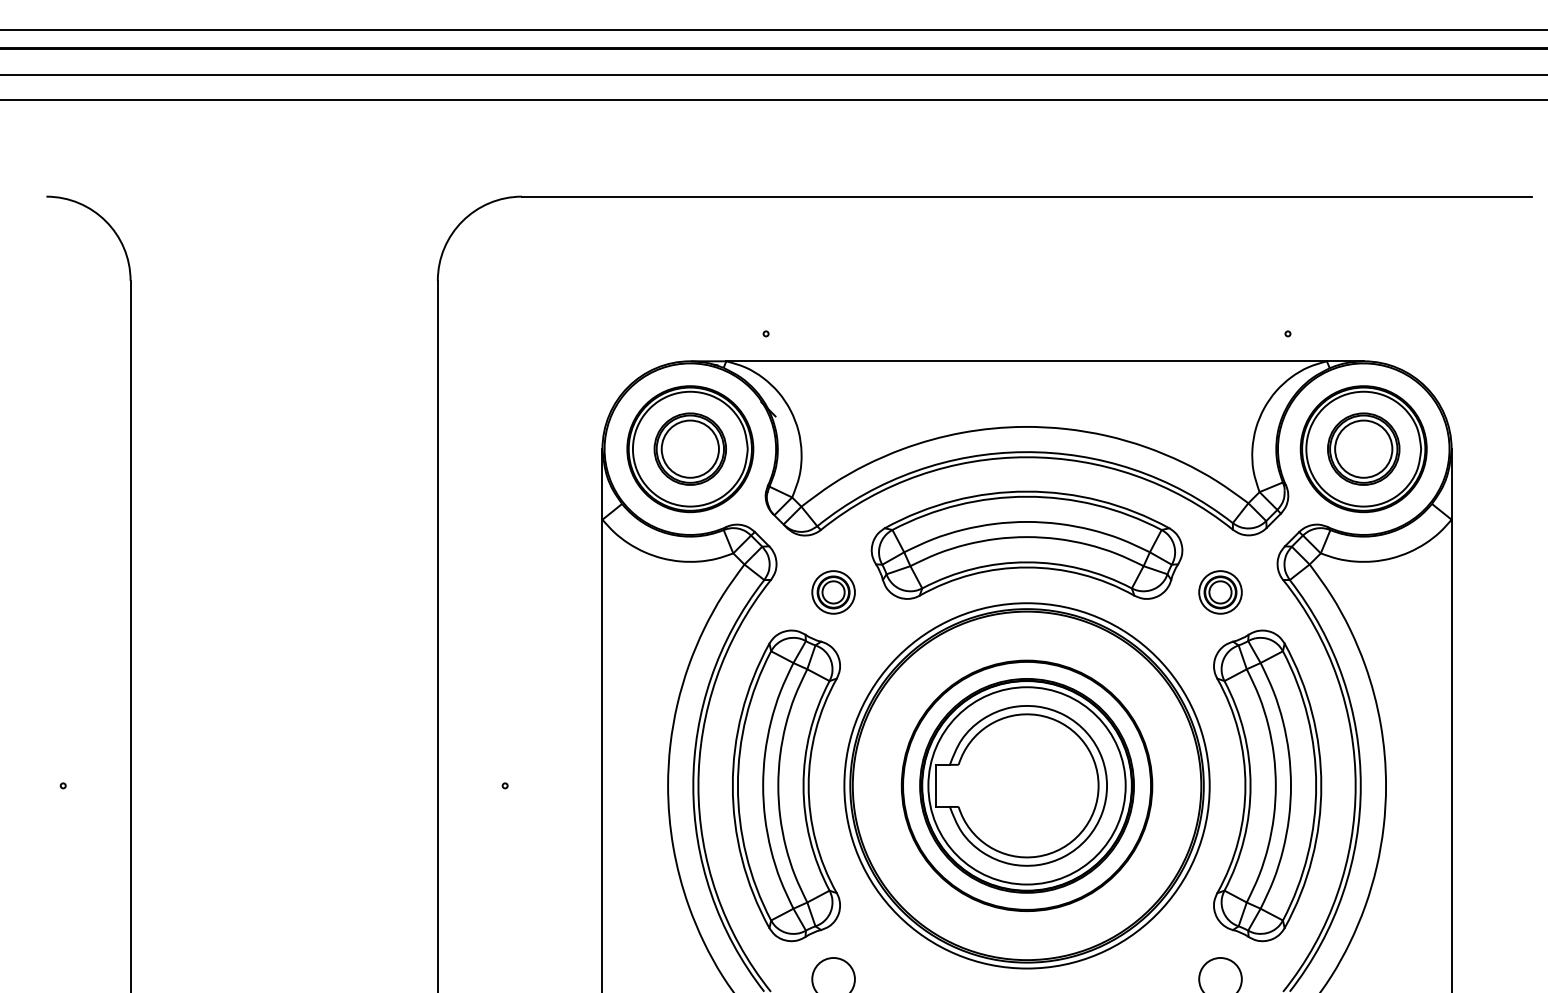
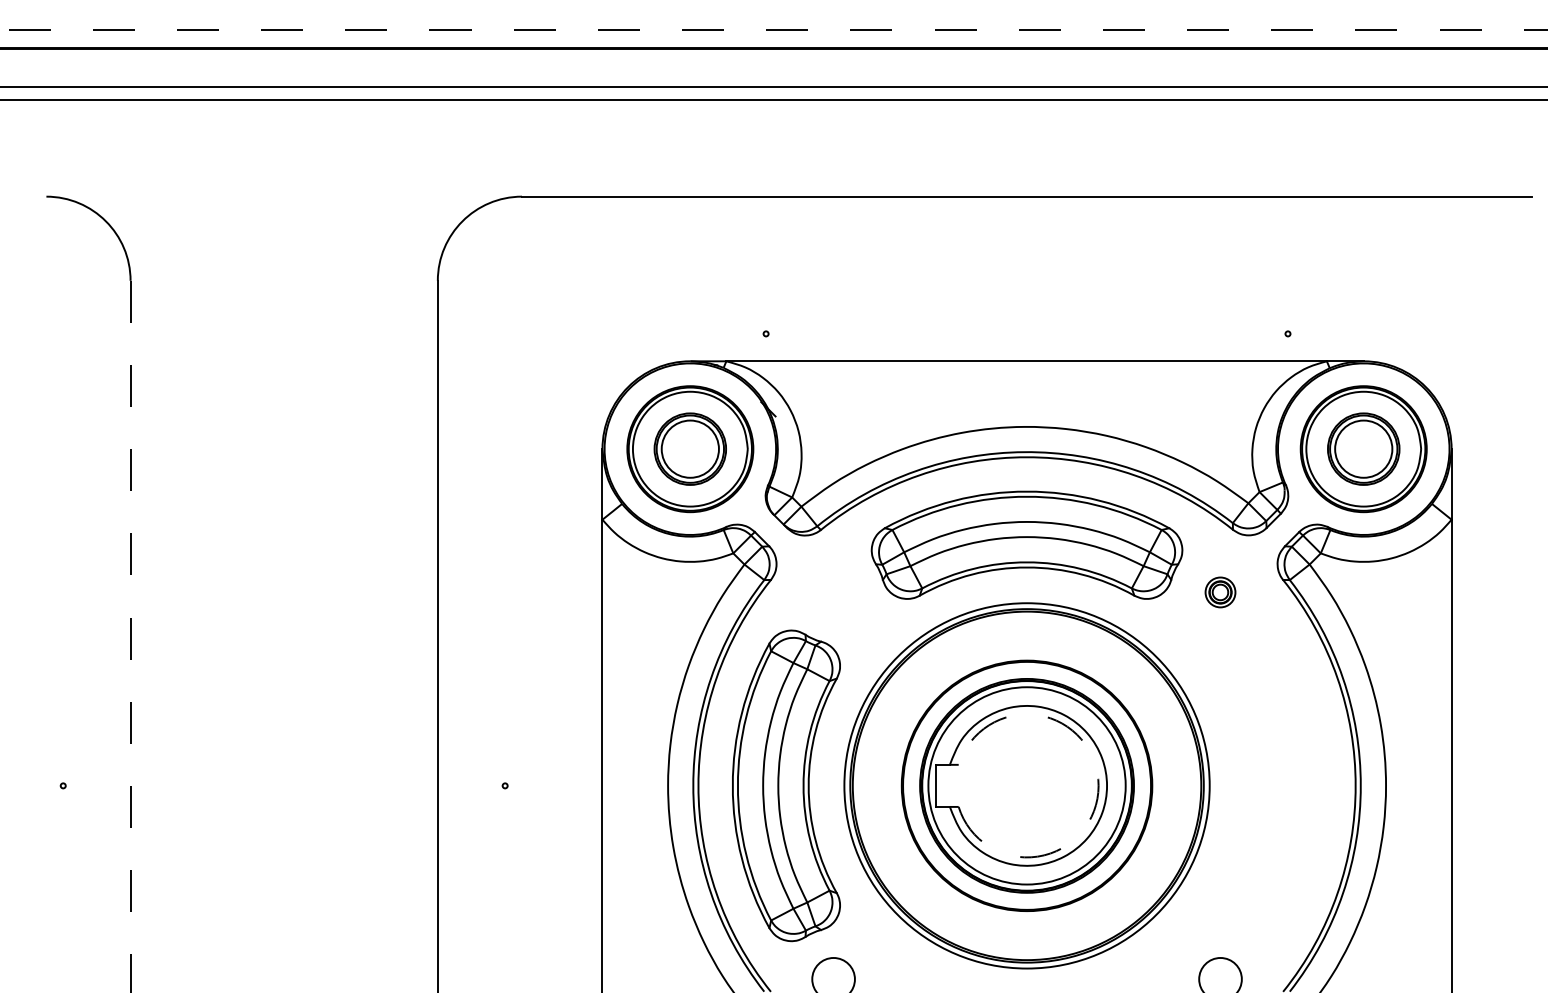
line: solid -> dashed (774, 30)
line position: (773, 74) -> (773, 86) (773, 86)
part: present -> none (833, 592)
part size: 45x45 px -> 33x33 px (1220, 592)
line: solid -> dashed (130, 636)
arc: solid -> dashed (1098, 785)
part: present -> none (1267, 785)
